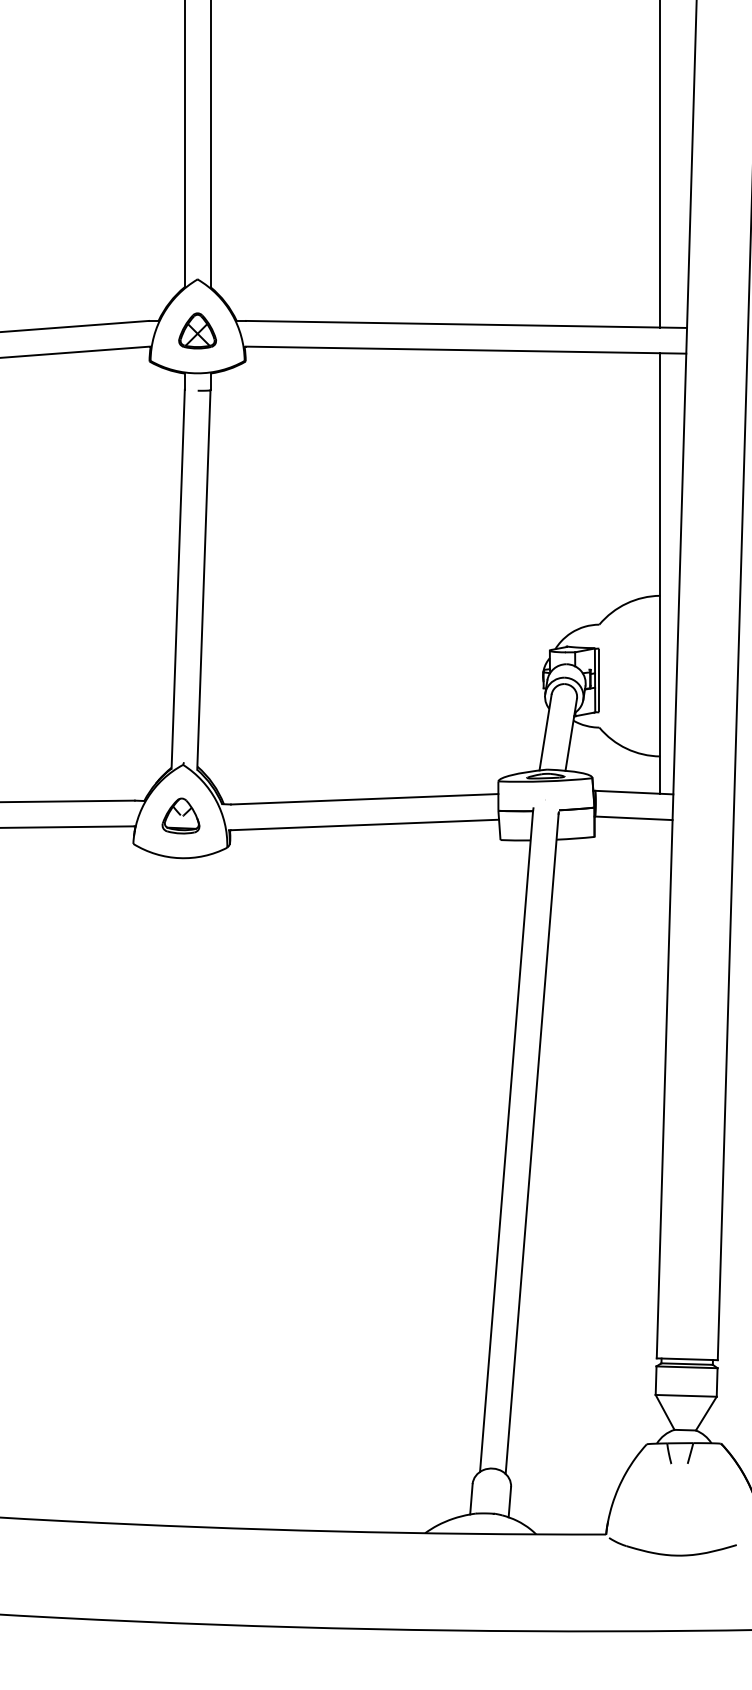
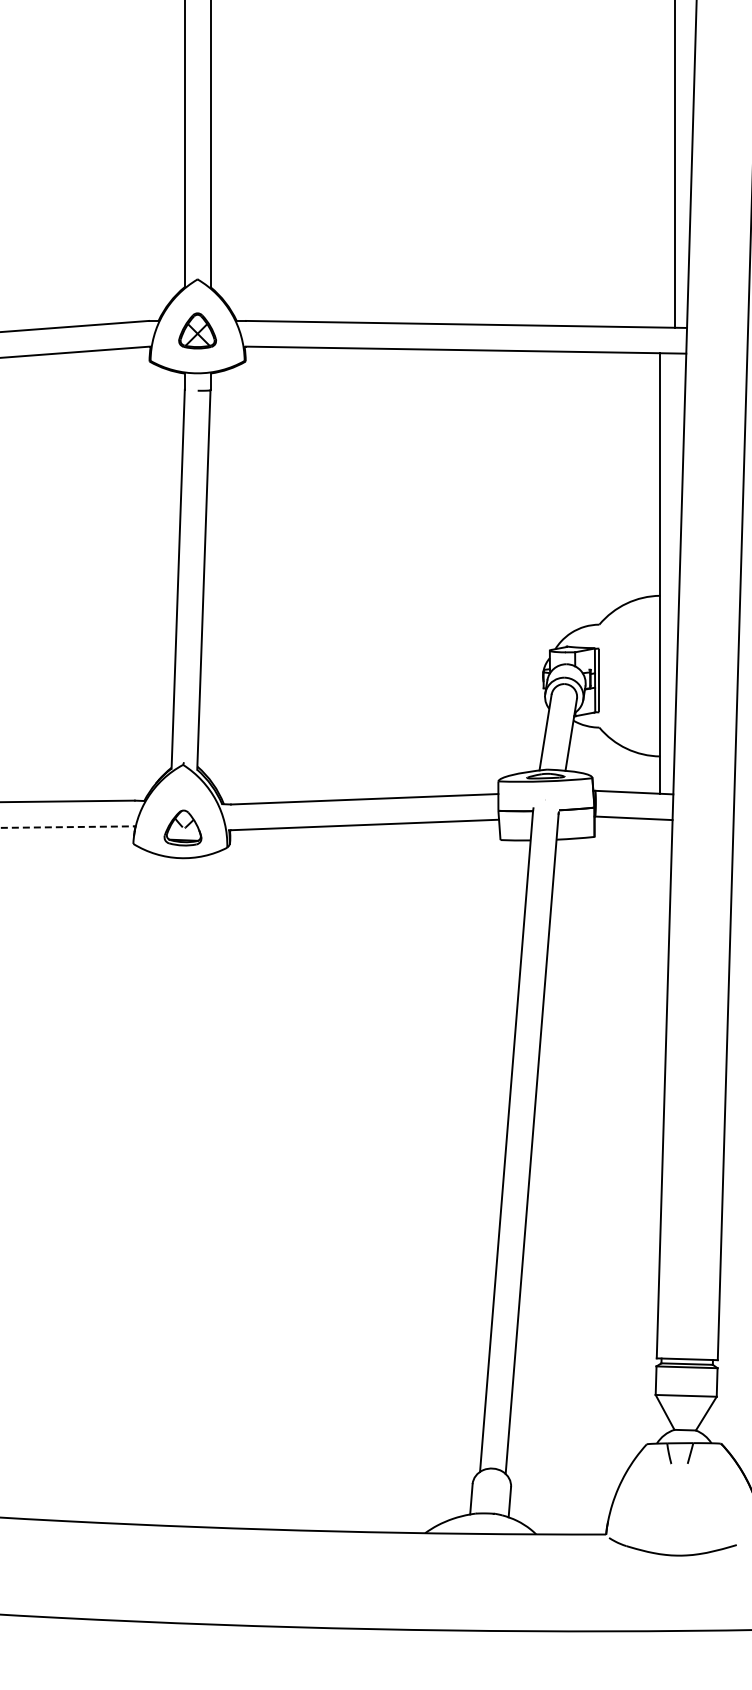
line position: (660, 164) -> (675, 164) (675, 164)
part position: (180, 815) -> (182, 827) (182, 827)
line: solid -> dashed (67, 827)
